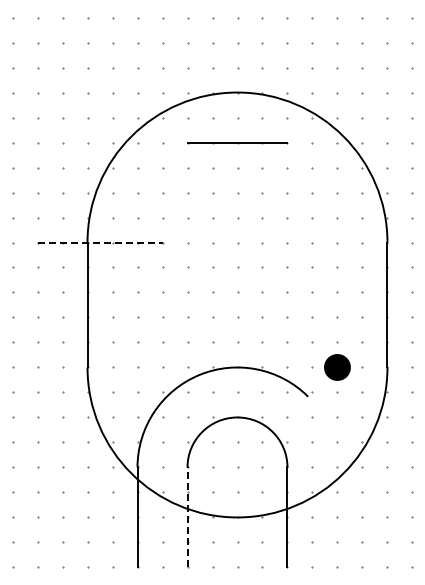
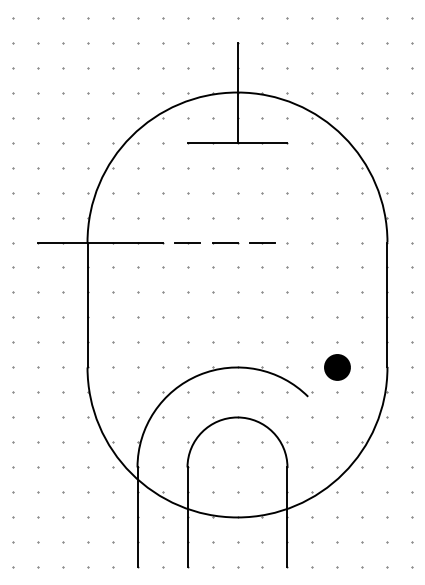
line: none -> present (237, 92)
line: dashed -> solid (100, 242)
line: none -> present (187, 242)
line: none -> present (224, 242)
line: none -> present (261, 242)
line: dashed -> solid (187, 517)
